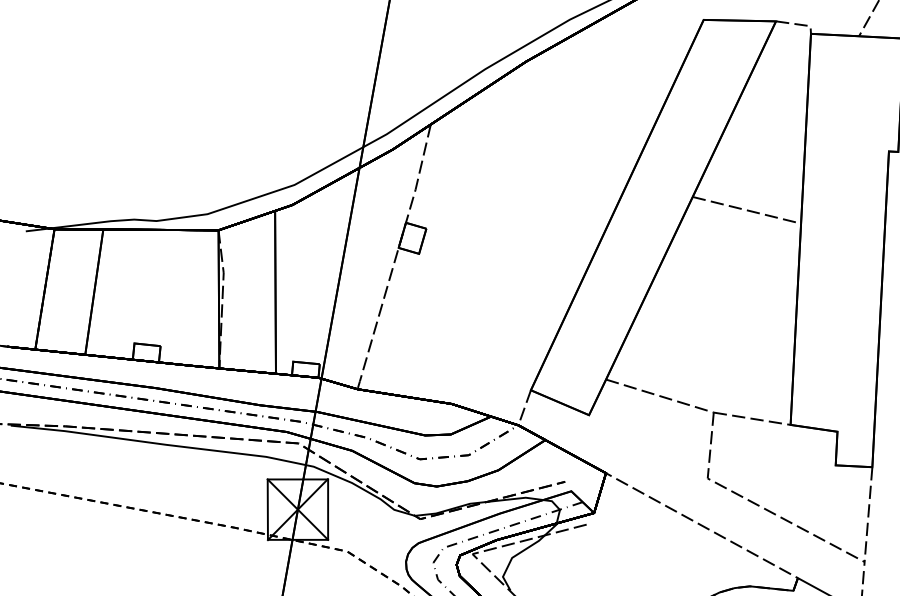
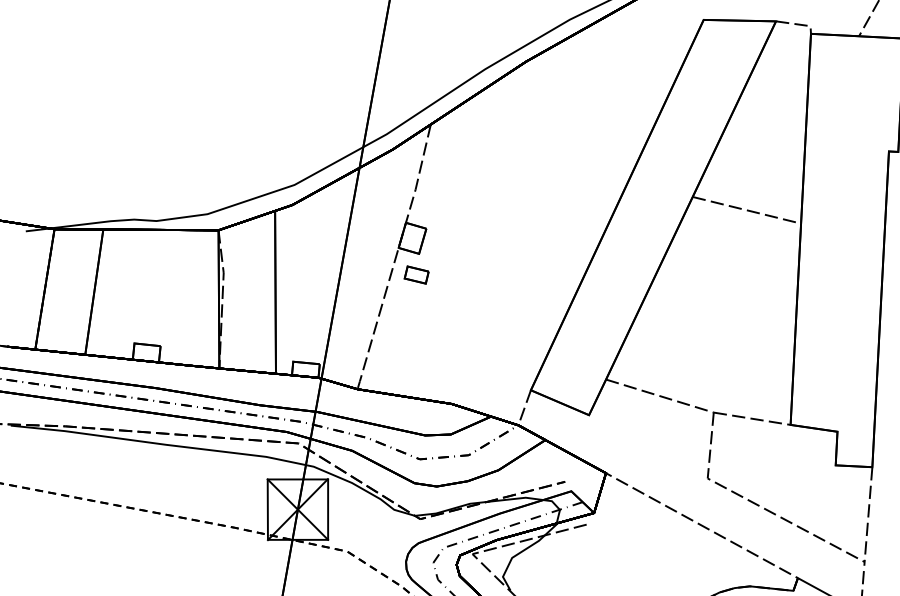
part: none -> present (416, 274)
